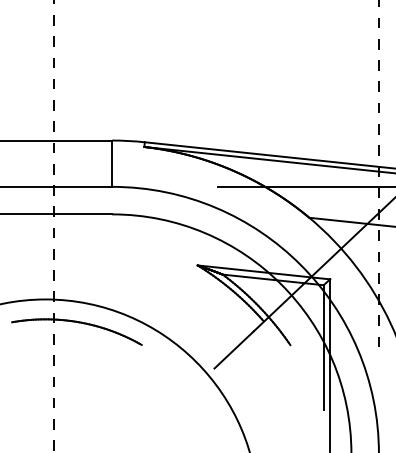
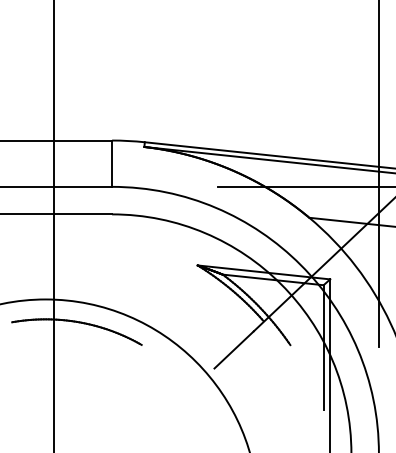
line: dashed -> solid (378, 173)
line: dashed -> solid (53, 226)
